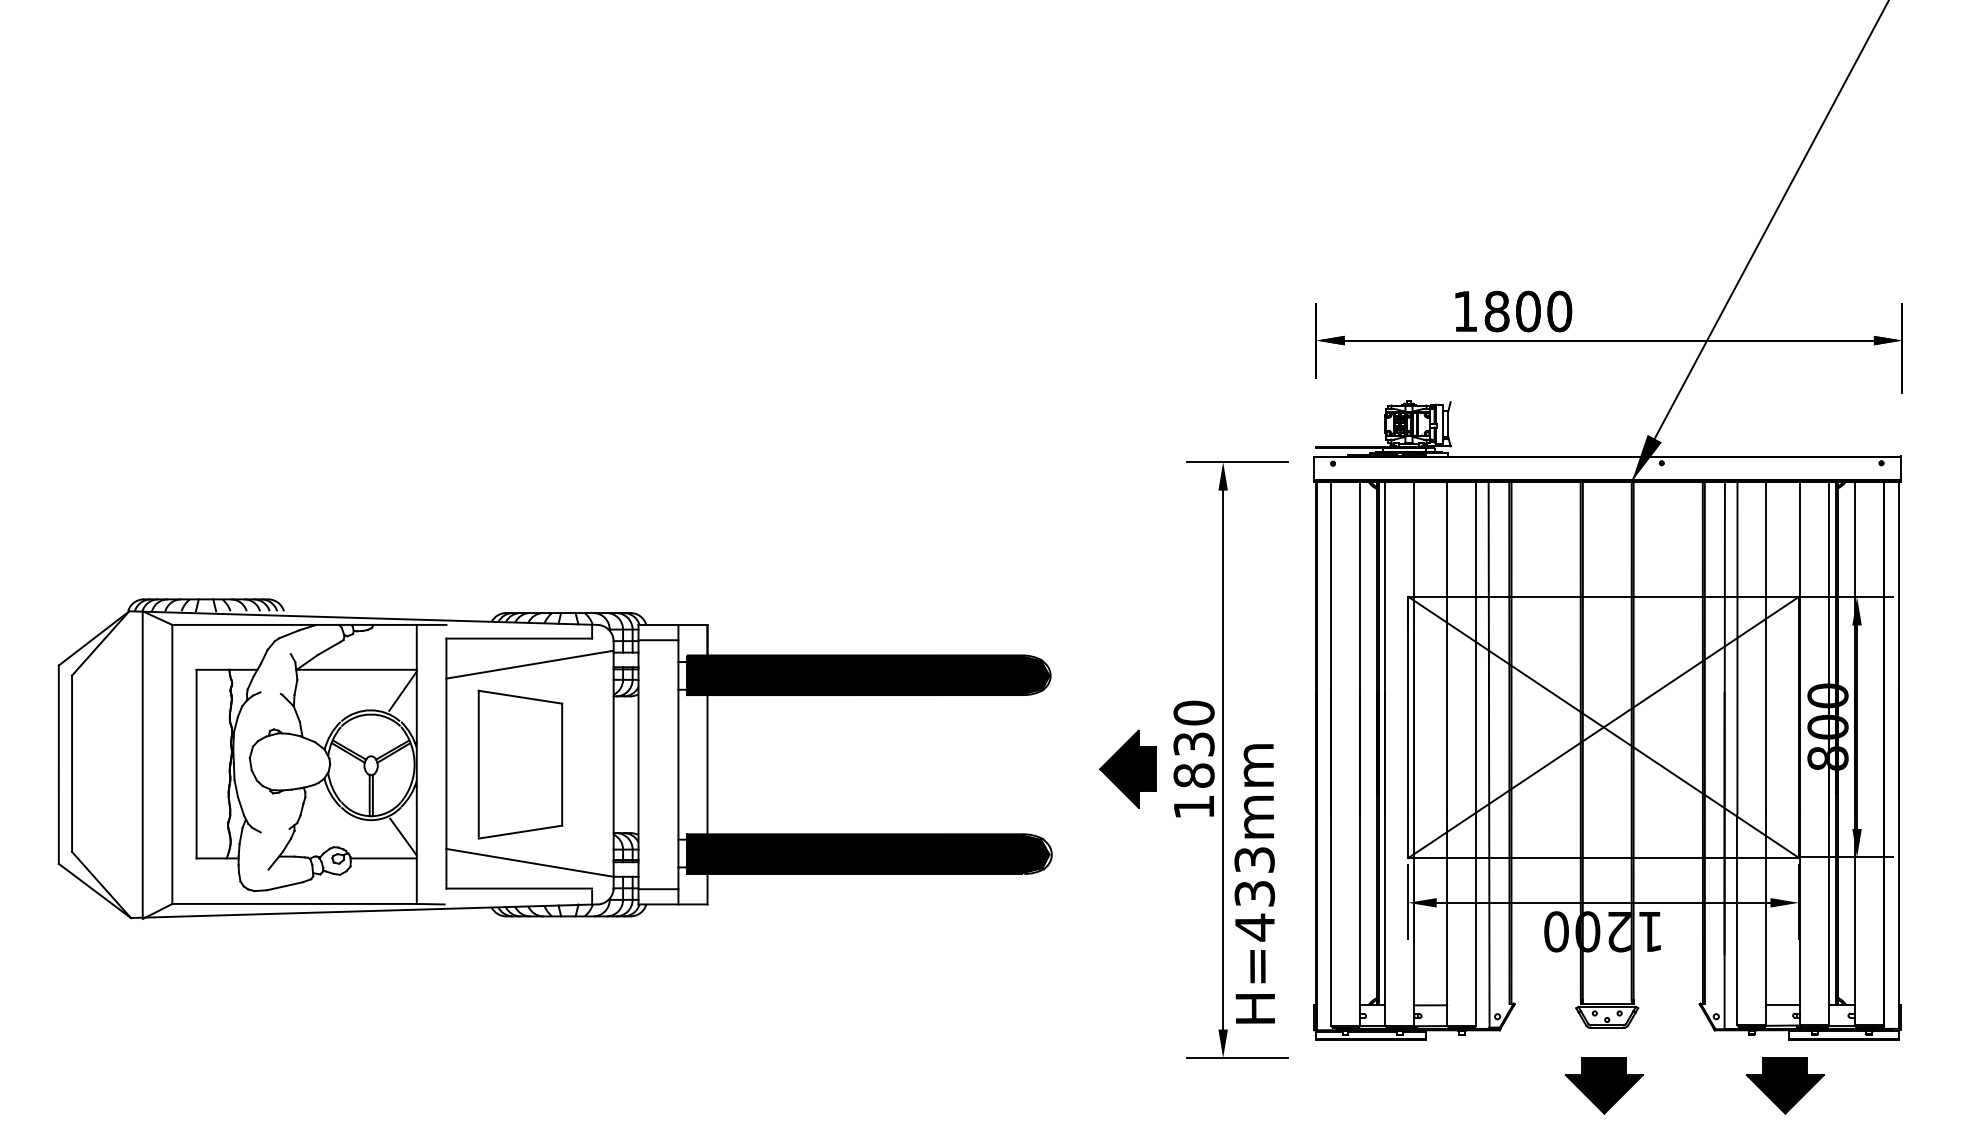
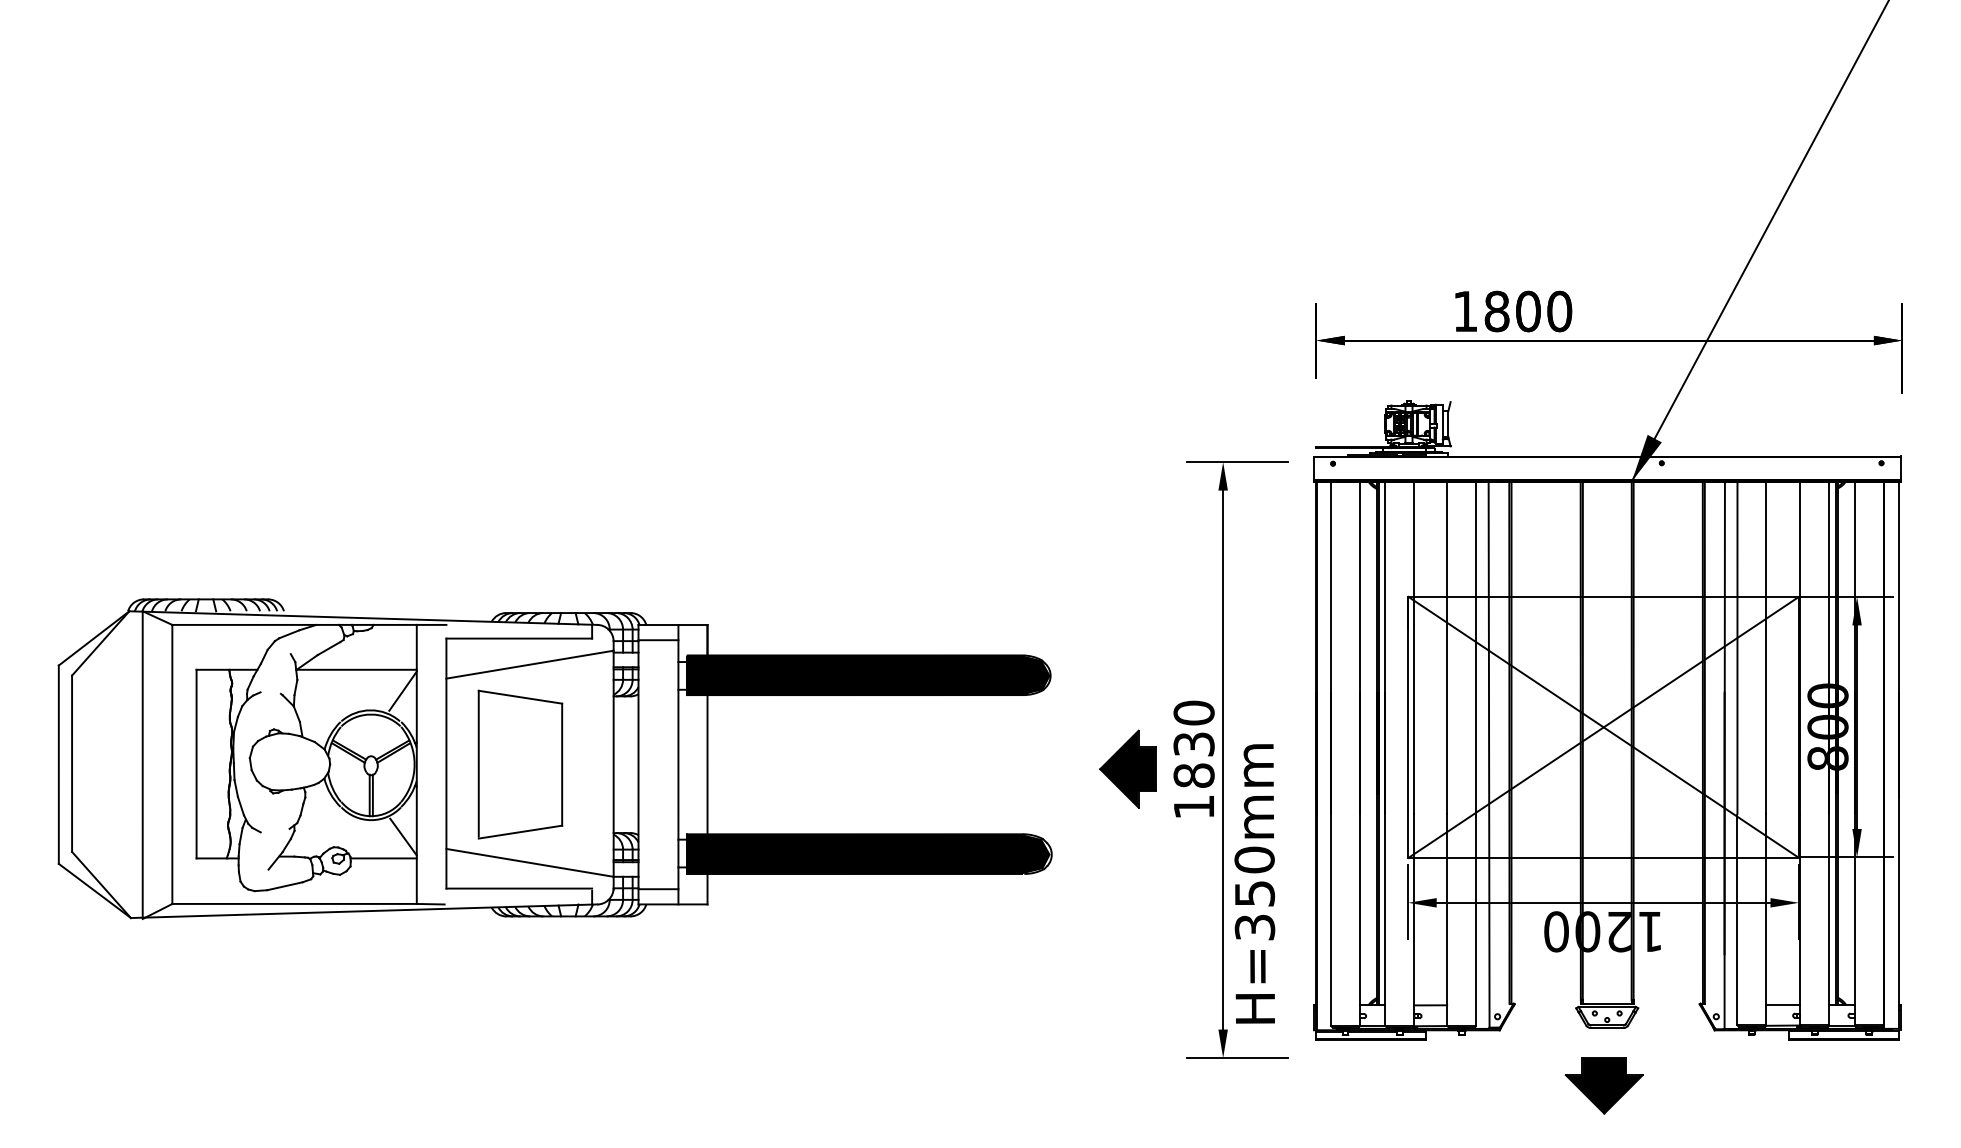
text: H=433mm -> H=350mm (1254, 893)
part: present -> none (1784, 1085)
